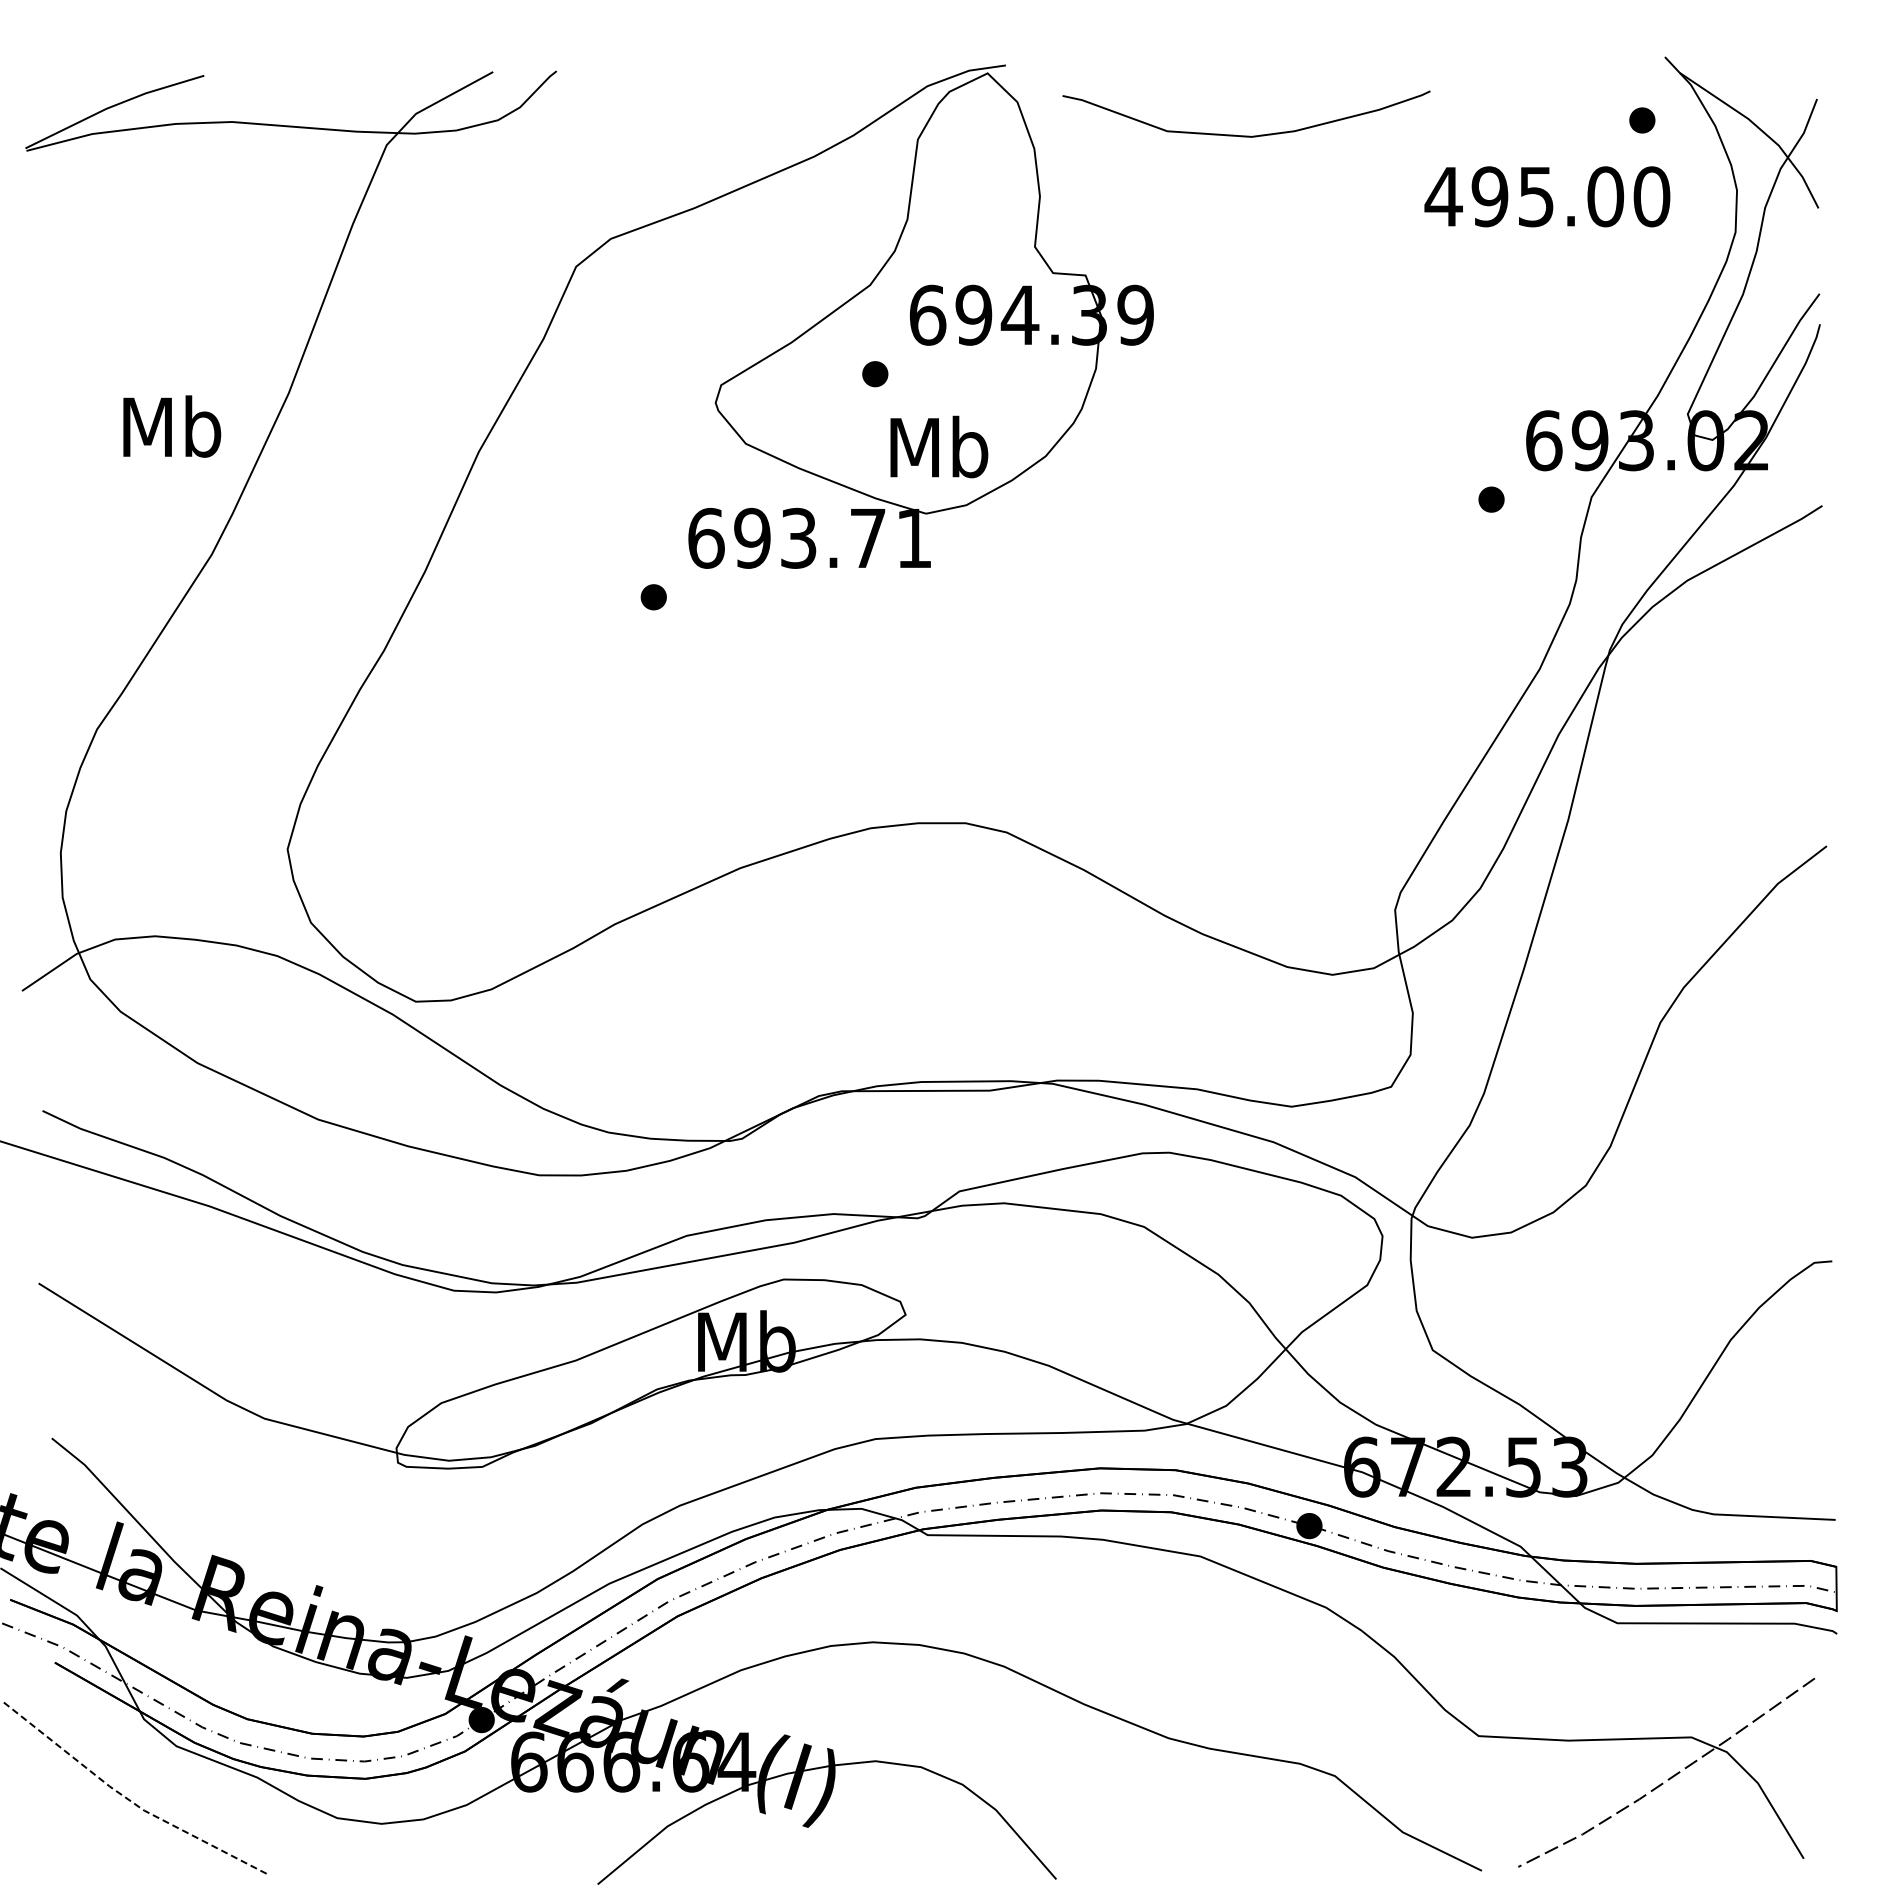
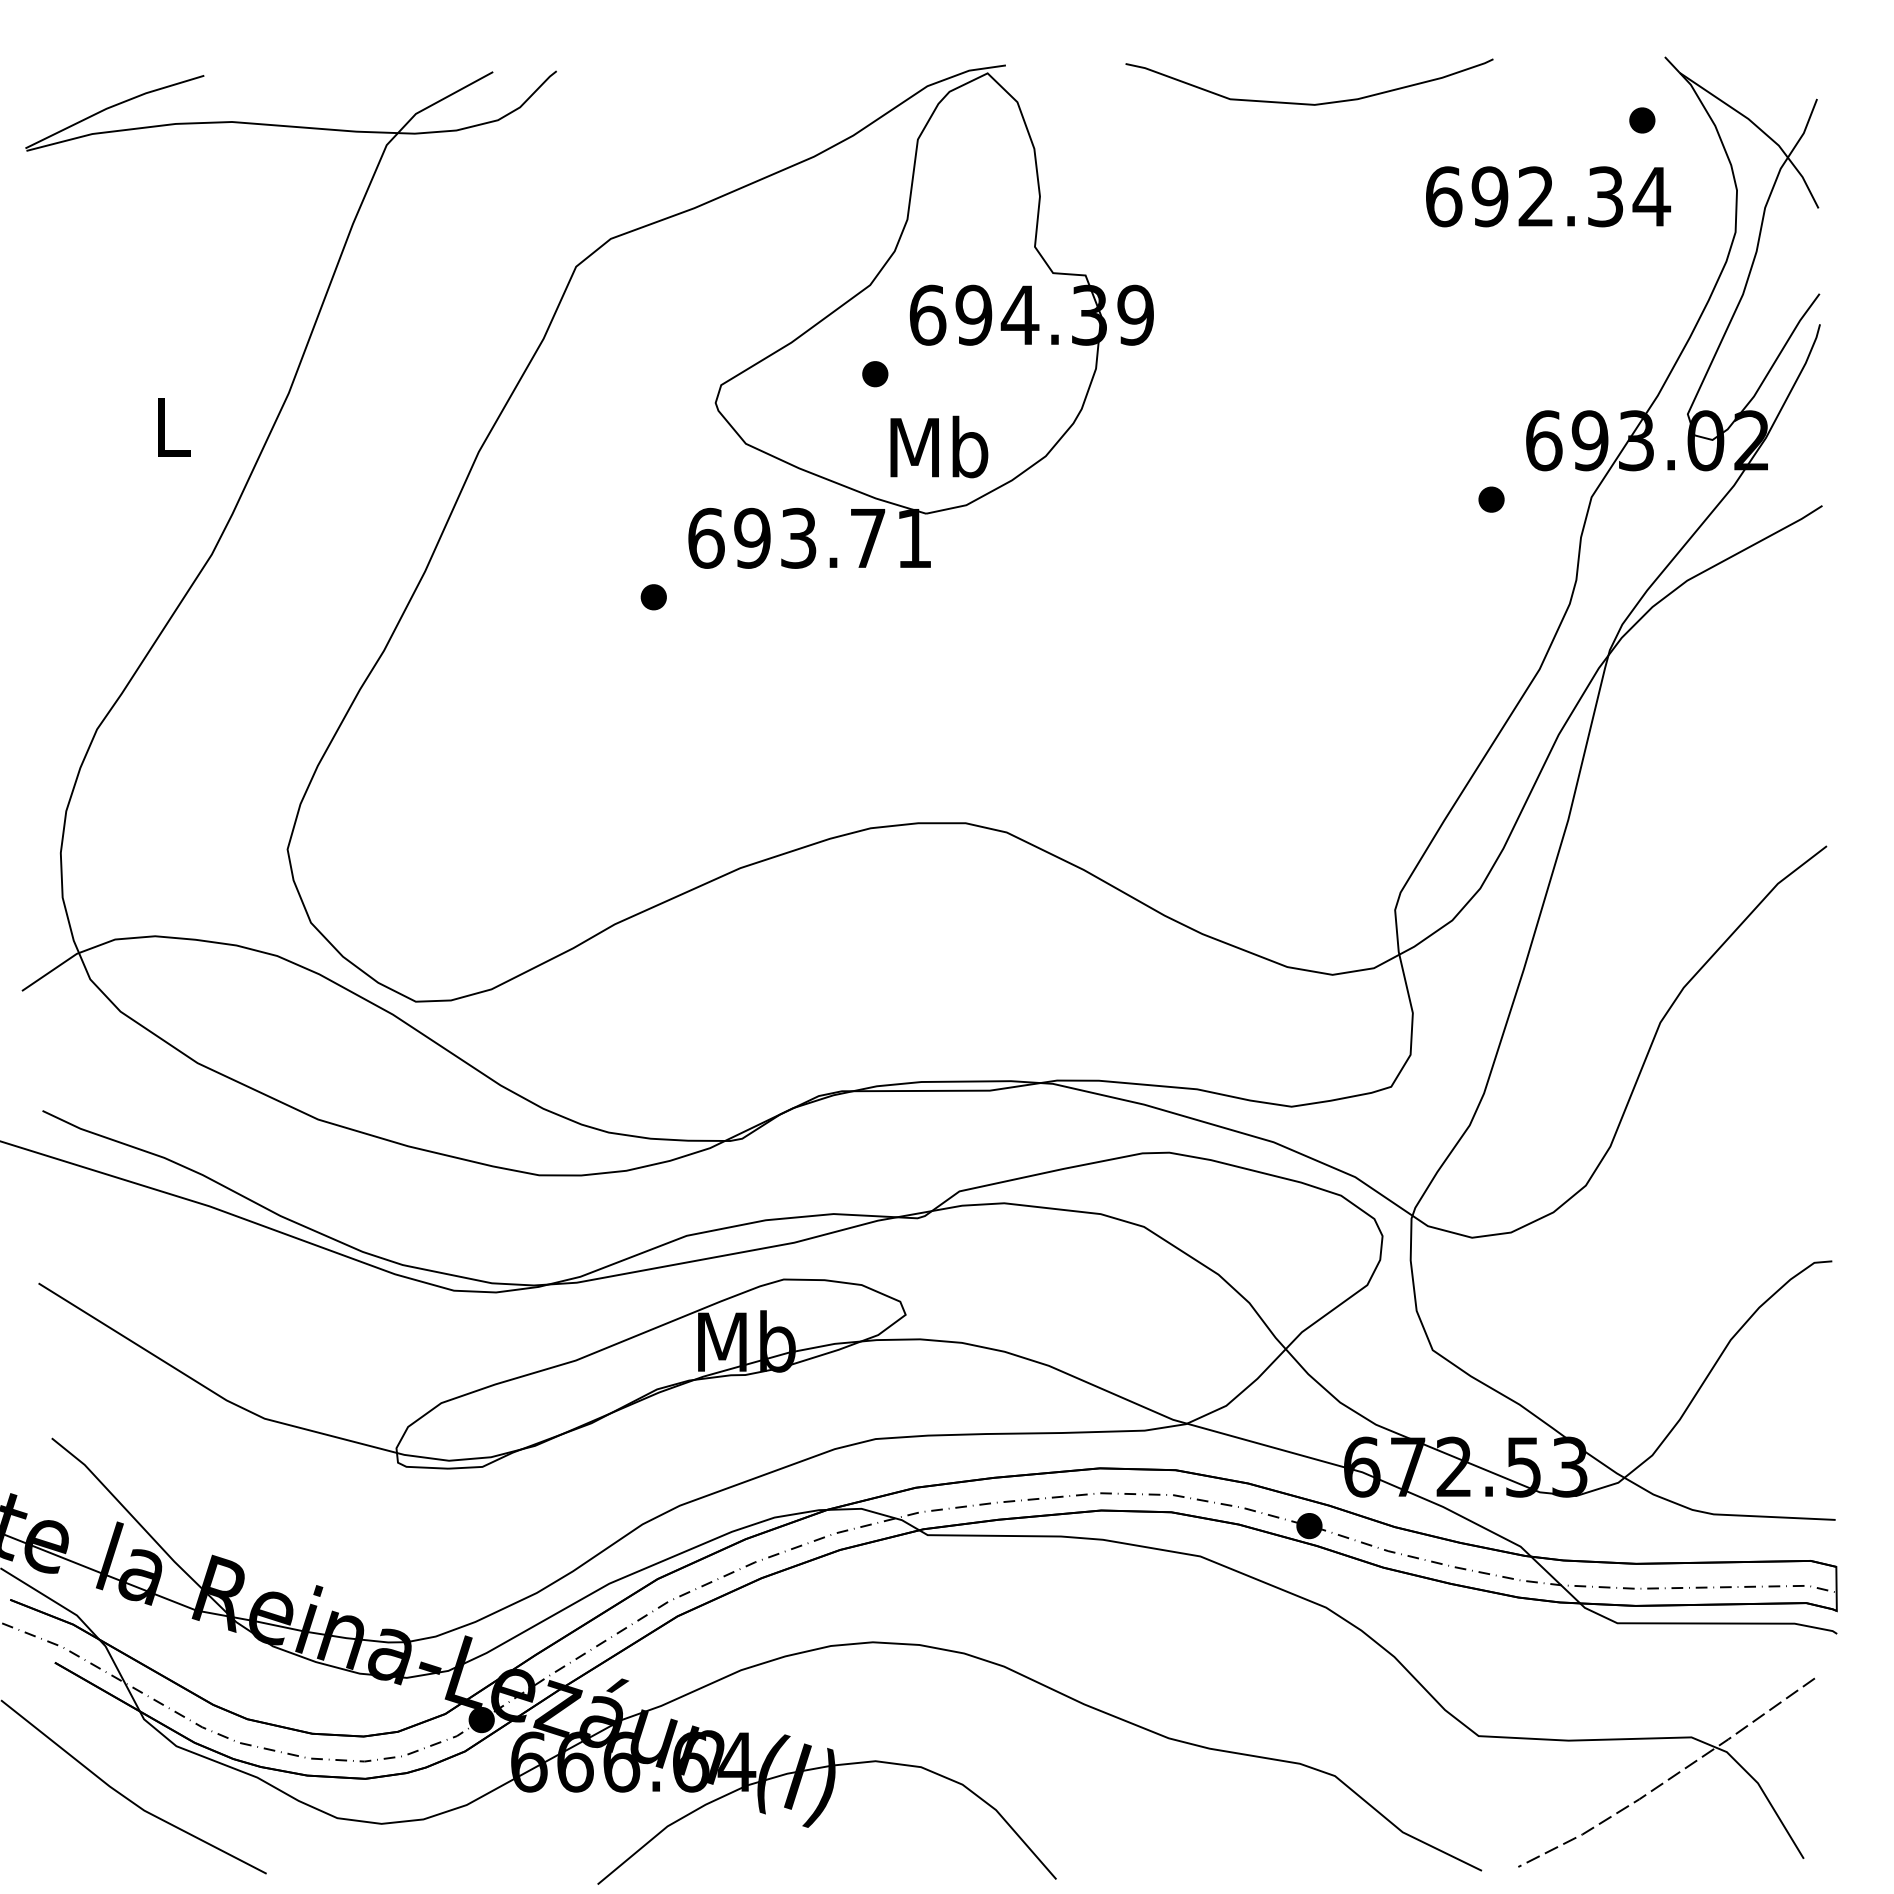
curve position: (1246, 135) -> (1309, 103) (1309, 103)
text: 495.00 -> 692.34 (1547, 196)
text: Mb -> L (172, 426)
line: dashed -> solid (126, 1798)
